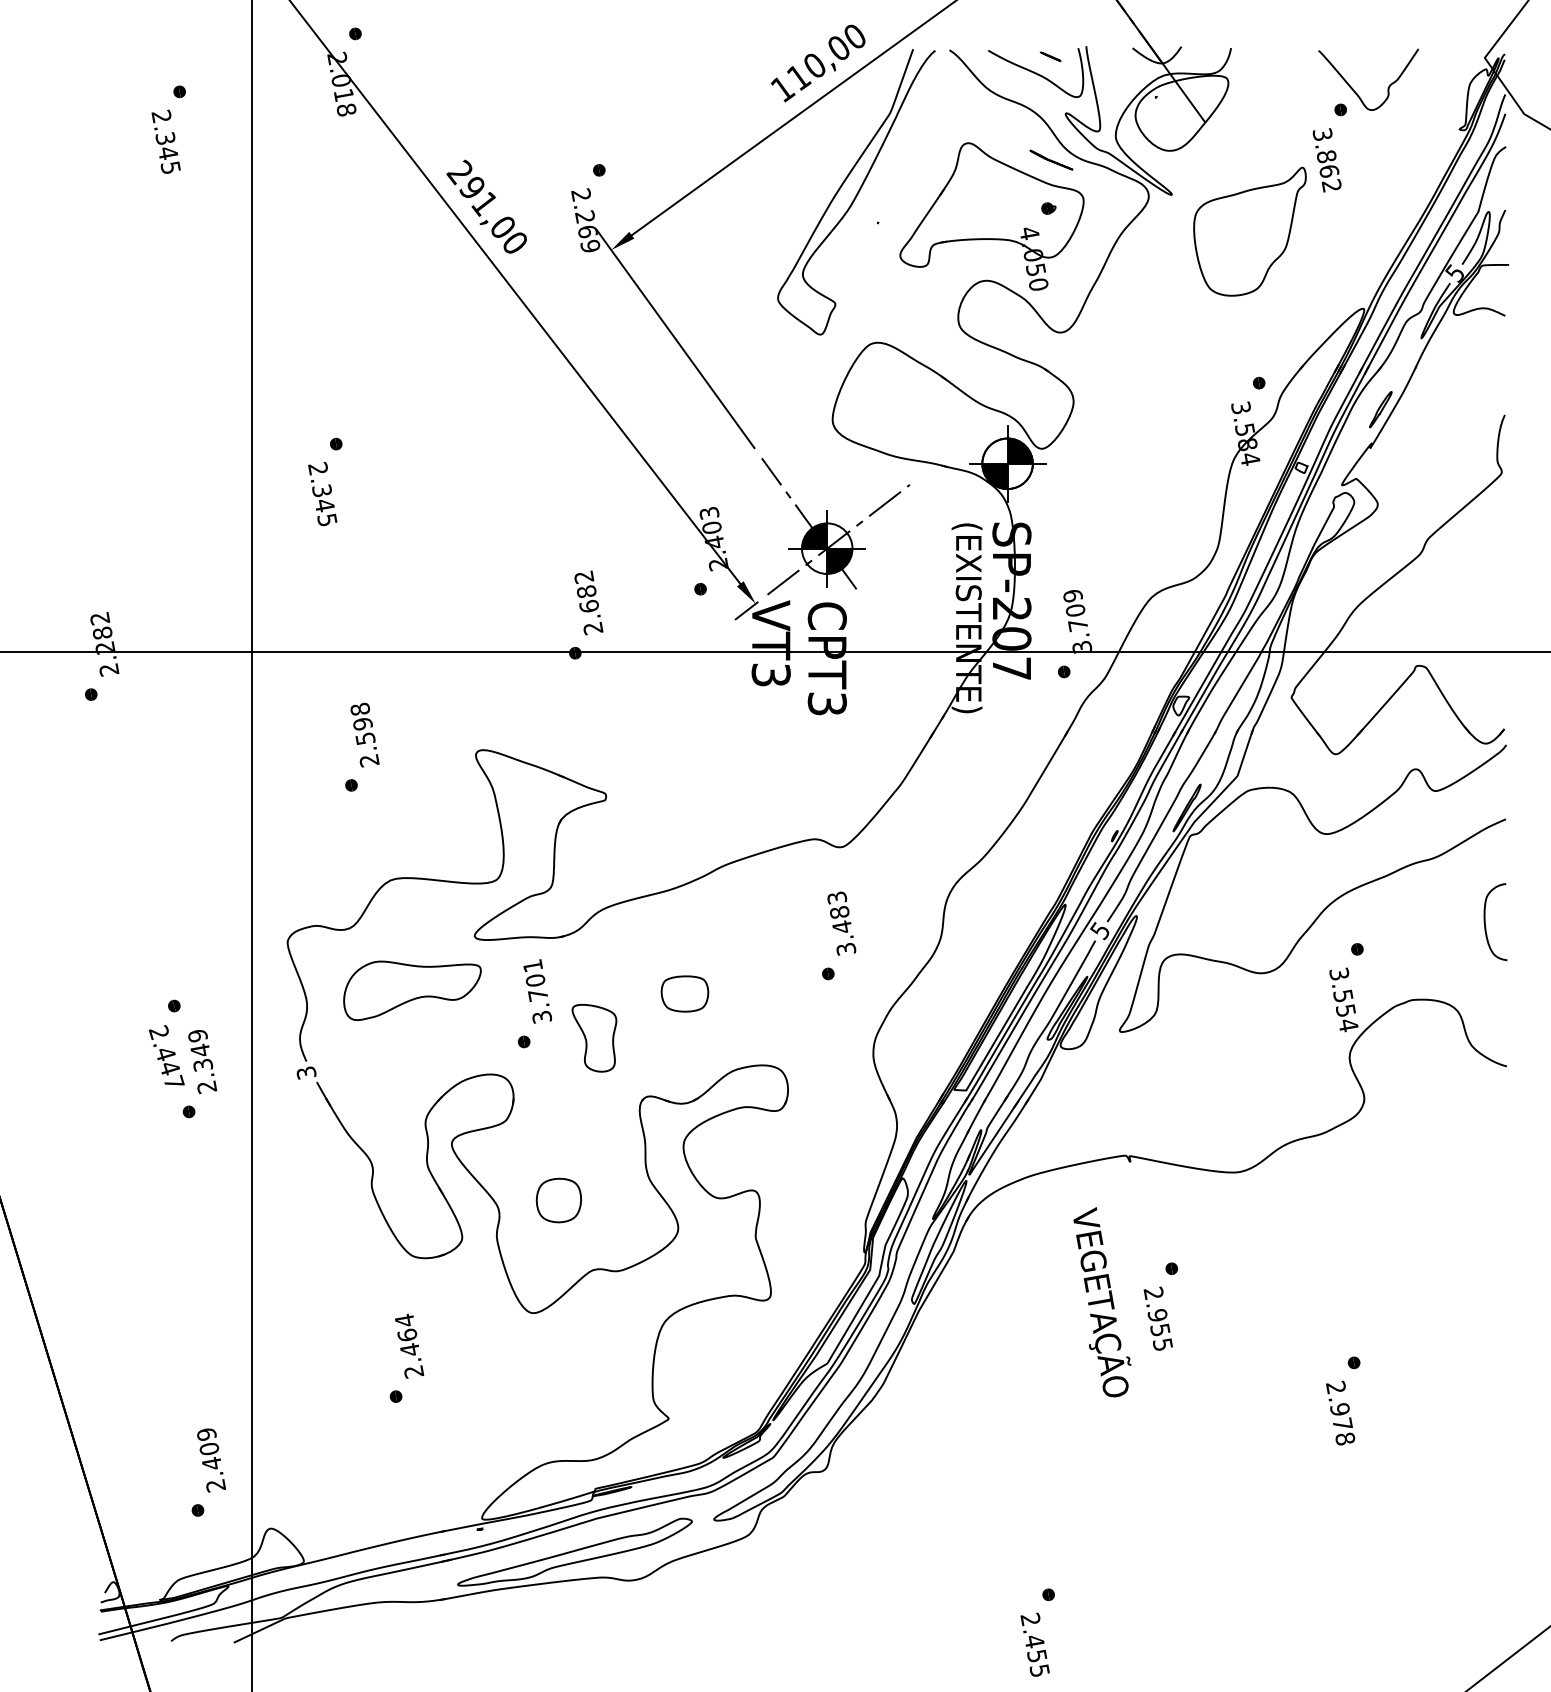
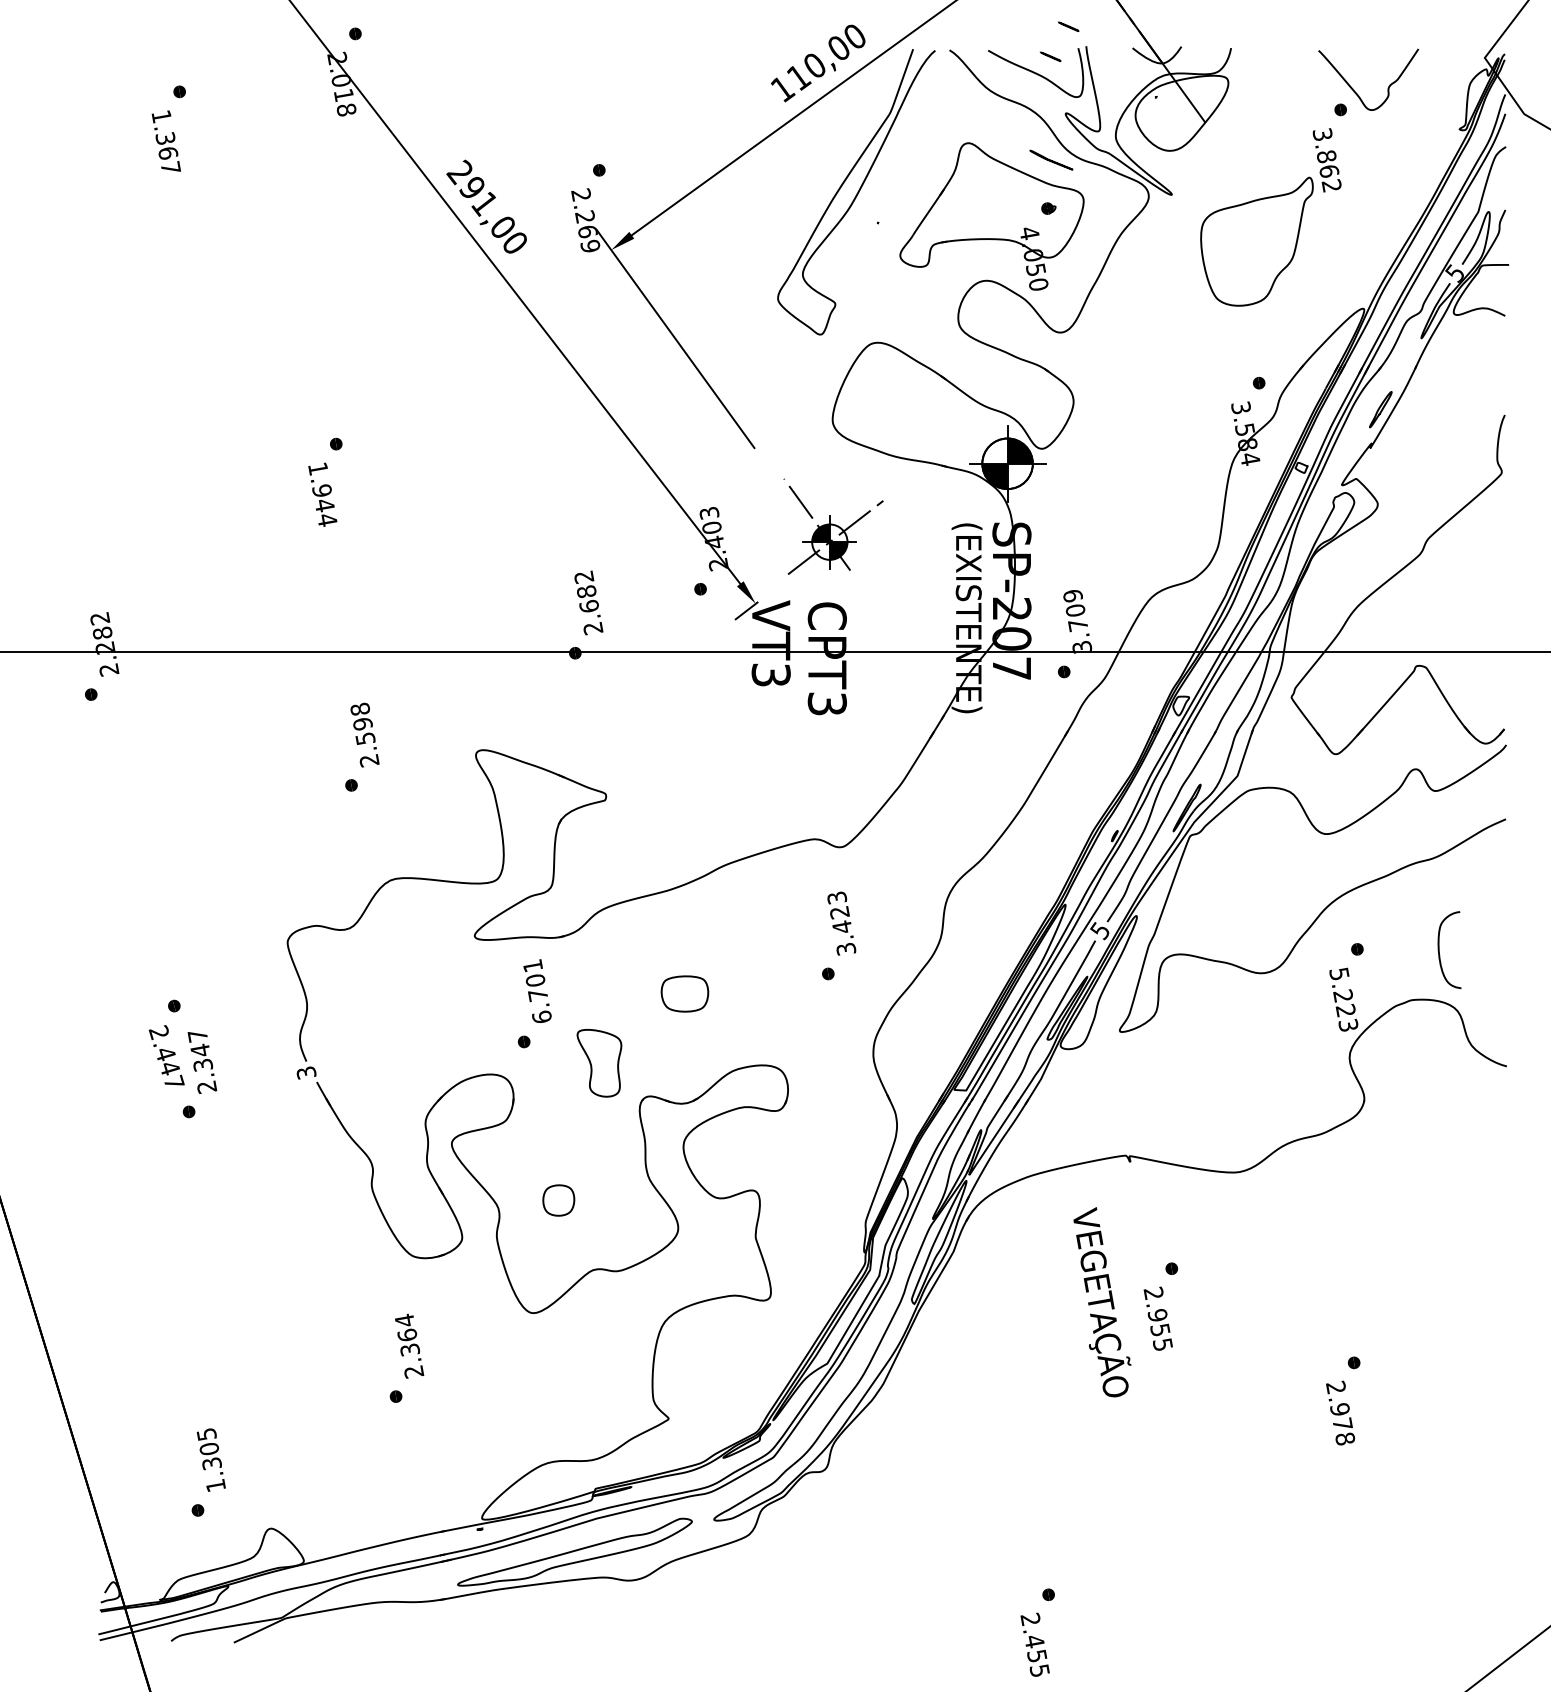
line: none -> present (1068, 26)
text: 2.345 -> 1.367 (165, 141)
part position: (1249, 231) -> (1256, 241) (1256, 241)
text: 2.345 -> 1.944 (322, 494)
part size: 150x138 px -> 101x97 px (833, 526)
line: present -> none (251, 845)
text: 3.483 -> 3.423 (839, 912)
curve position: (1485, 922) -> (1439, 950) (1439, 950)
part: present -> none (412, 990)
text: 3.554 -> 5.223 (1344, 999)
text: 3.701 -> 6.701 (542, 1016)
text: 2.349 -> 2.347 (197, 1036)
part position: (594, 1038) -> (599, 1063) (599, 1063)
part size: 47x47 px -> 34x33 px (558, 1200)
text: 2.464 -> 2.364 (410, 1349)
text: 2.409 -> 1.305 (211, 1460)
